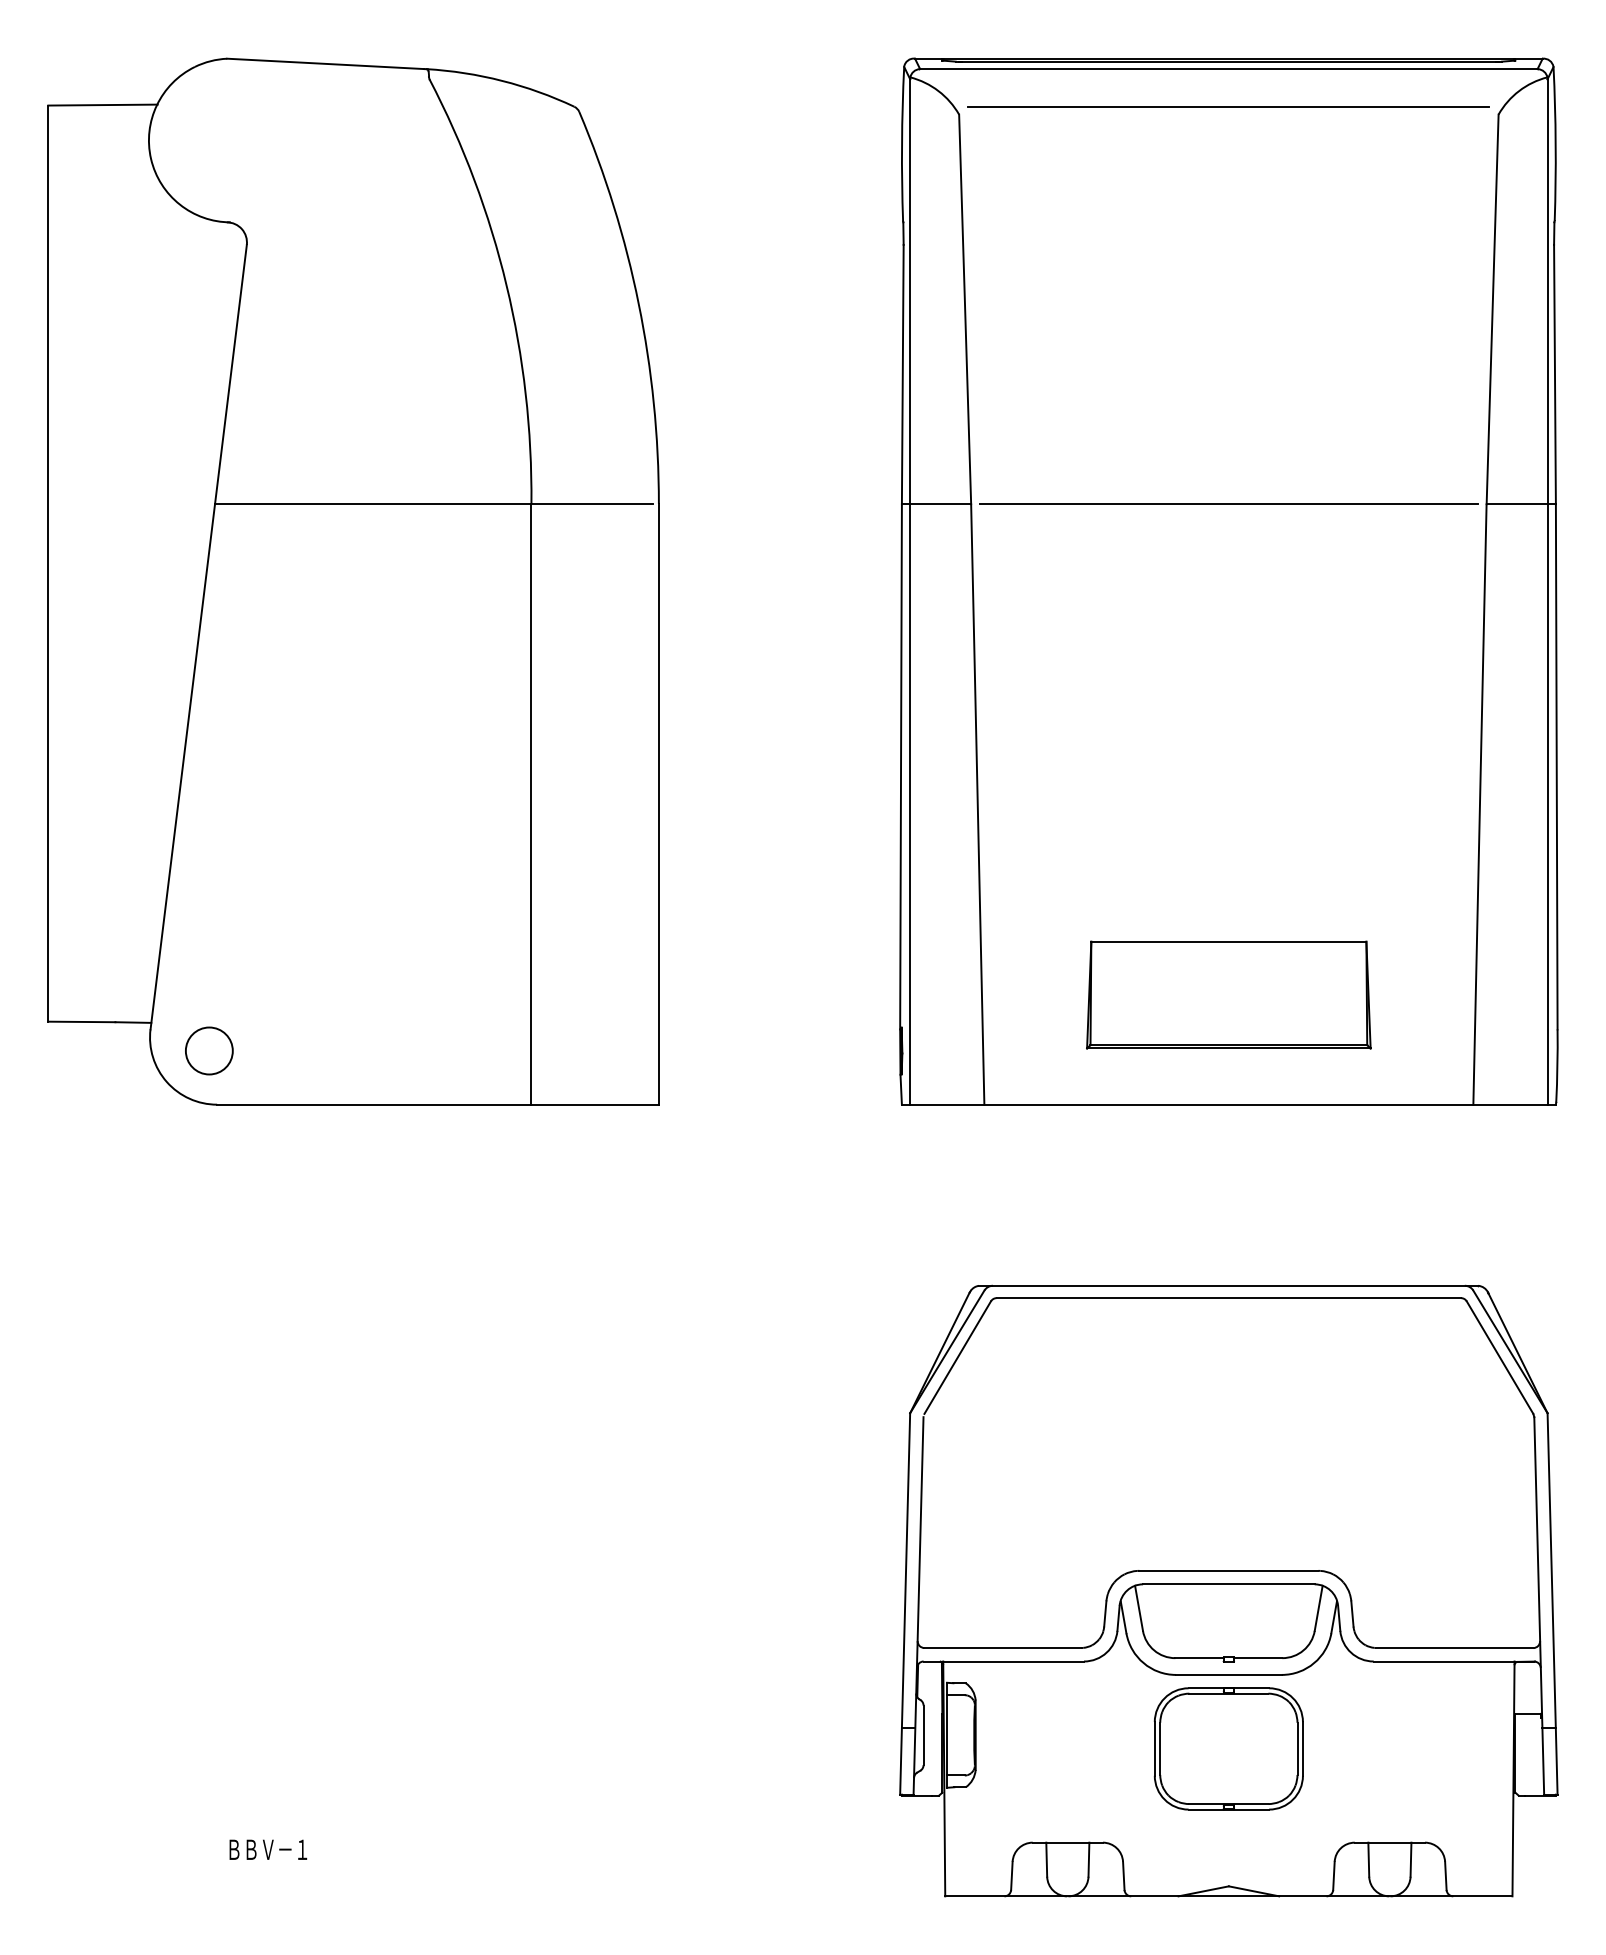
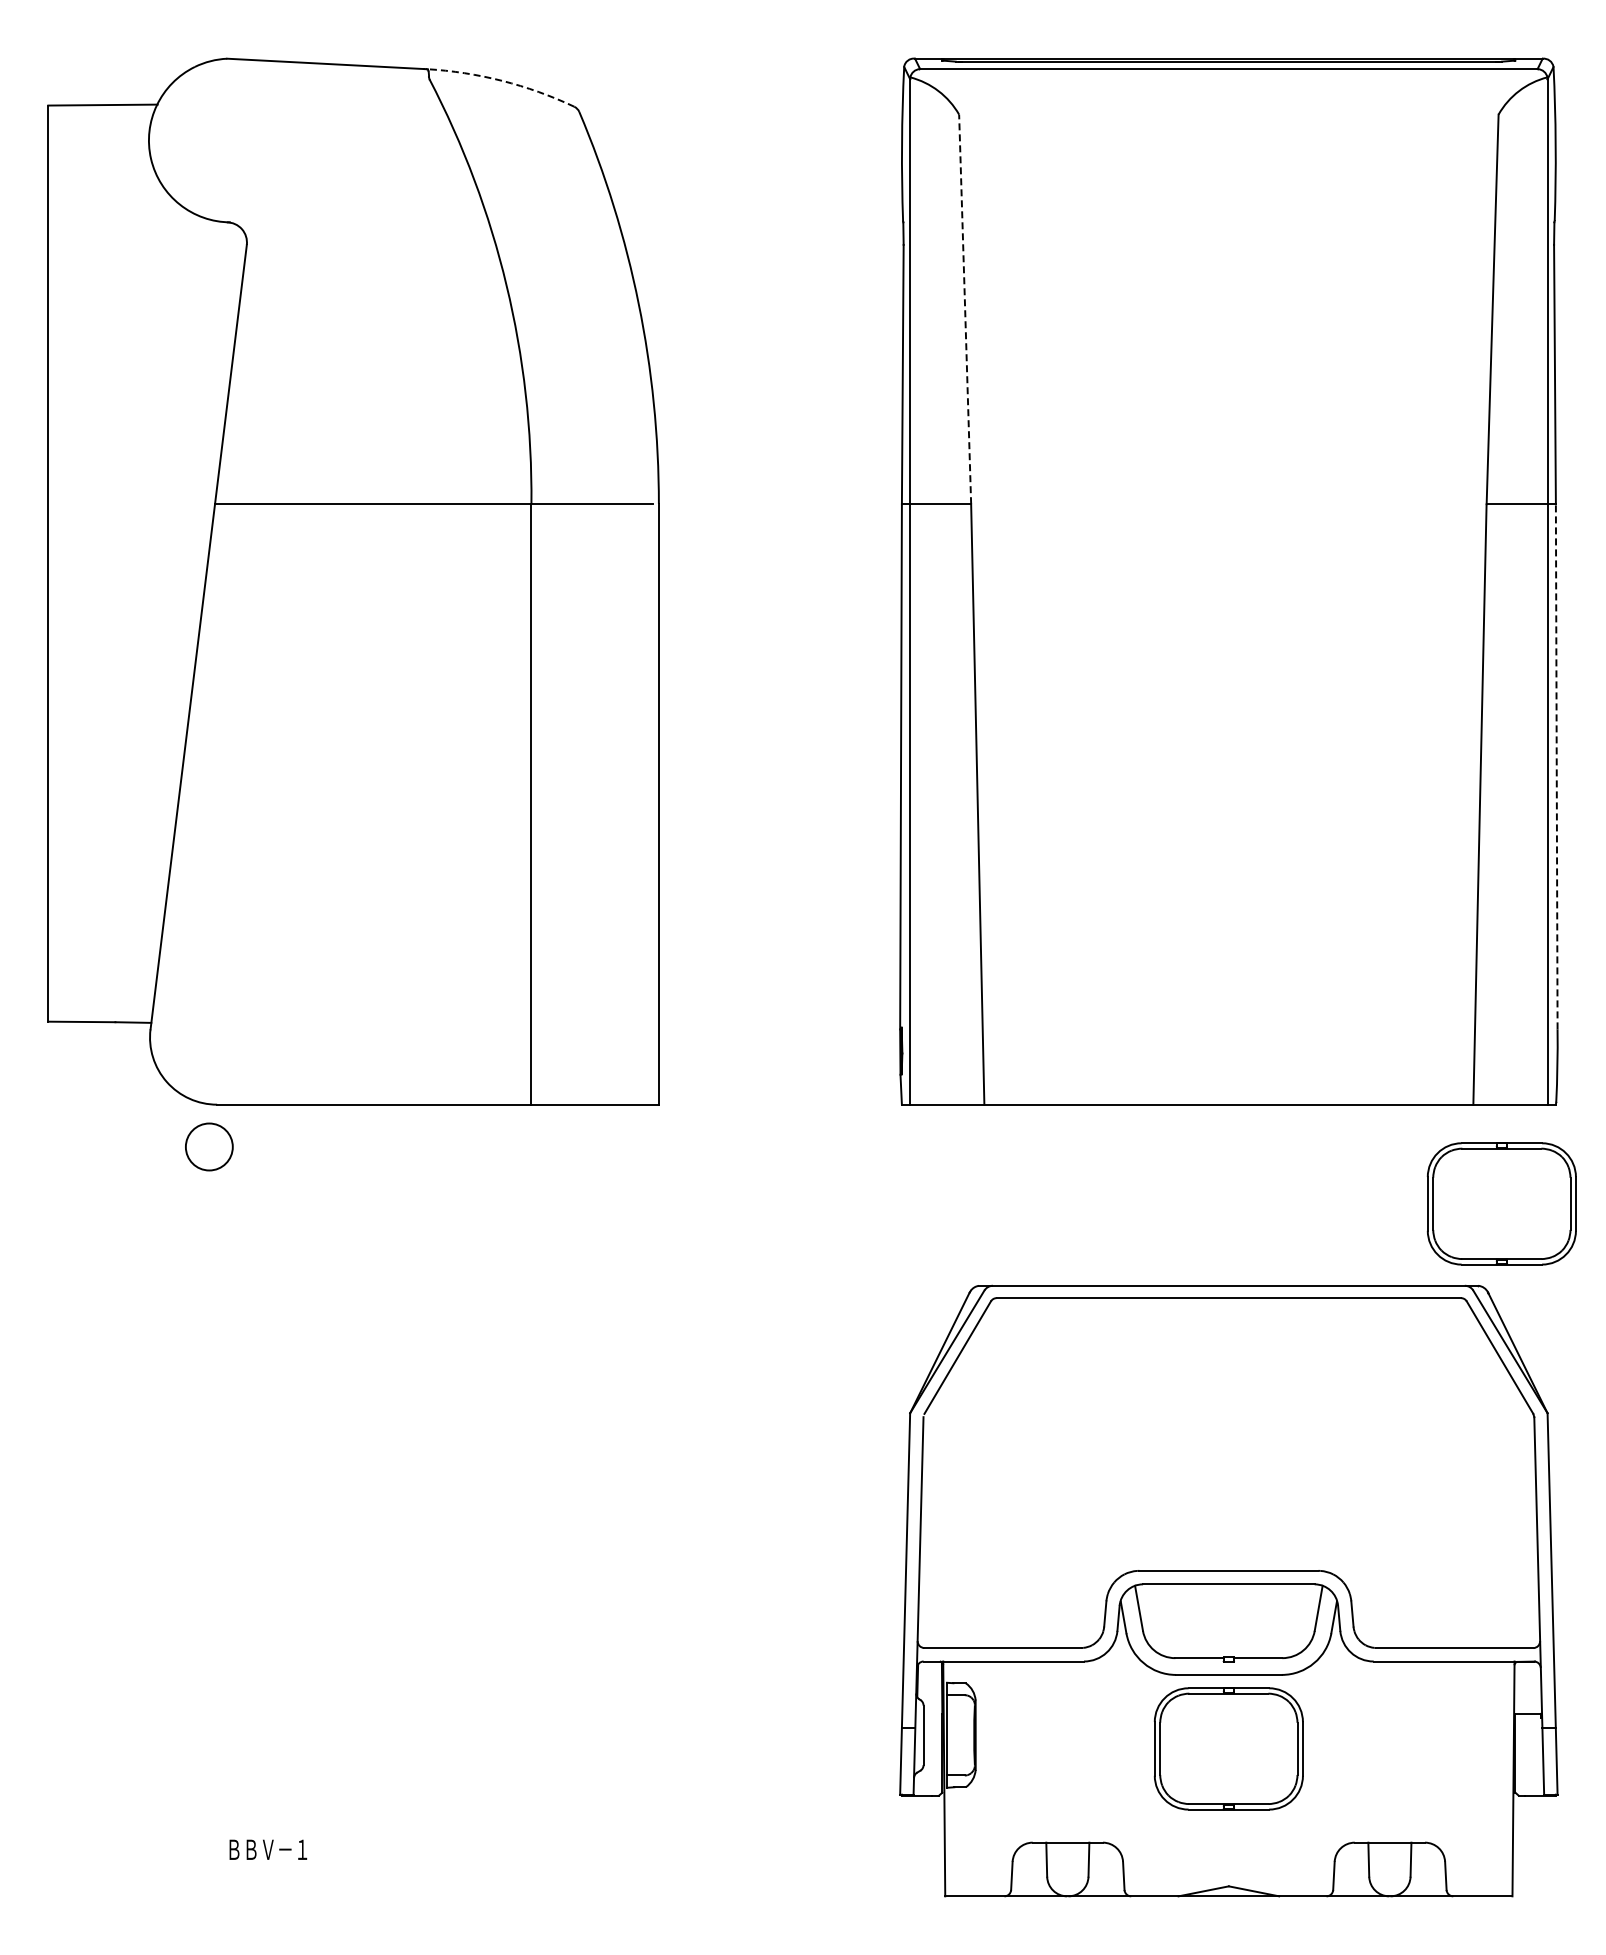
arc: solid -> dashed (502, 80)
line: present -> none (1228, 106)
line: solid -> dashed (965, 309)
line: present -> none (1228, 504)
line: solid -> dashed (1556, 766)
part: present -> none (1228, 994)
circle position: (209, 1050) -> (209, 1146) (209, 1146)
part: none -> present (1501, 1203)
